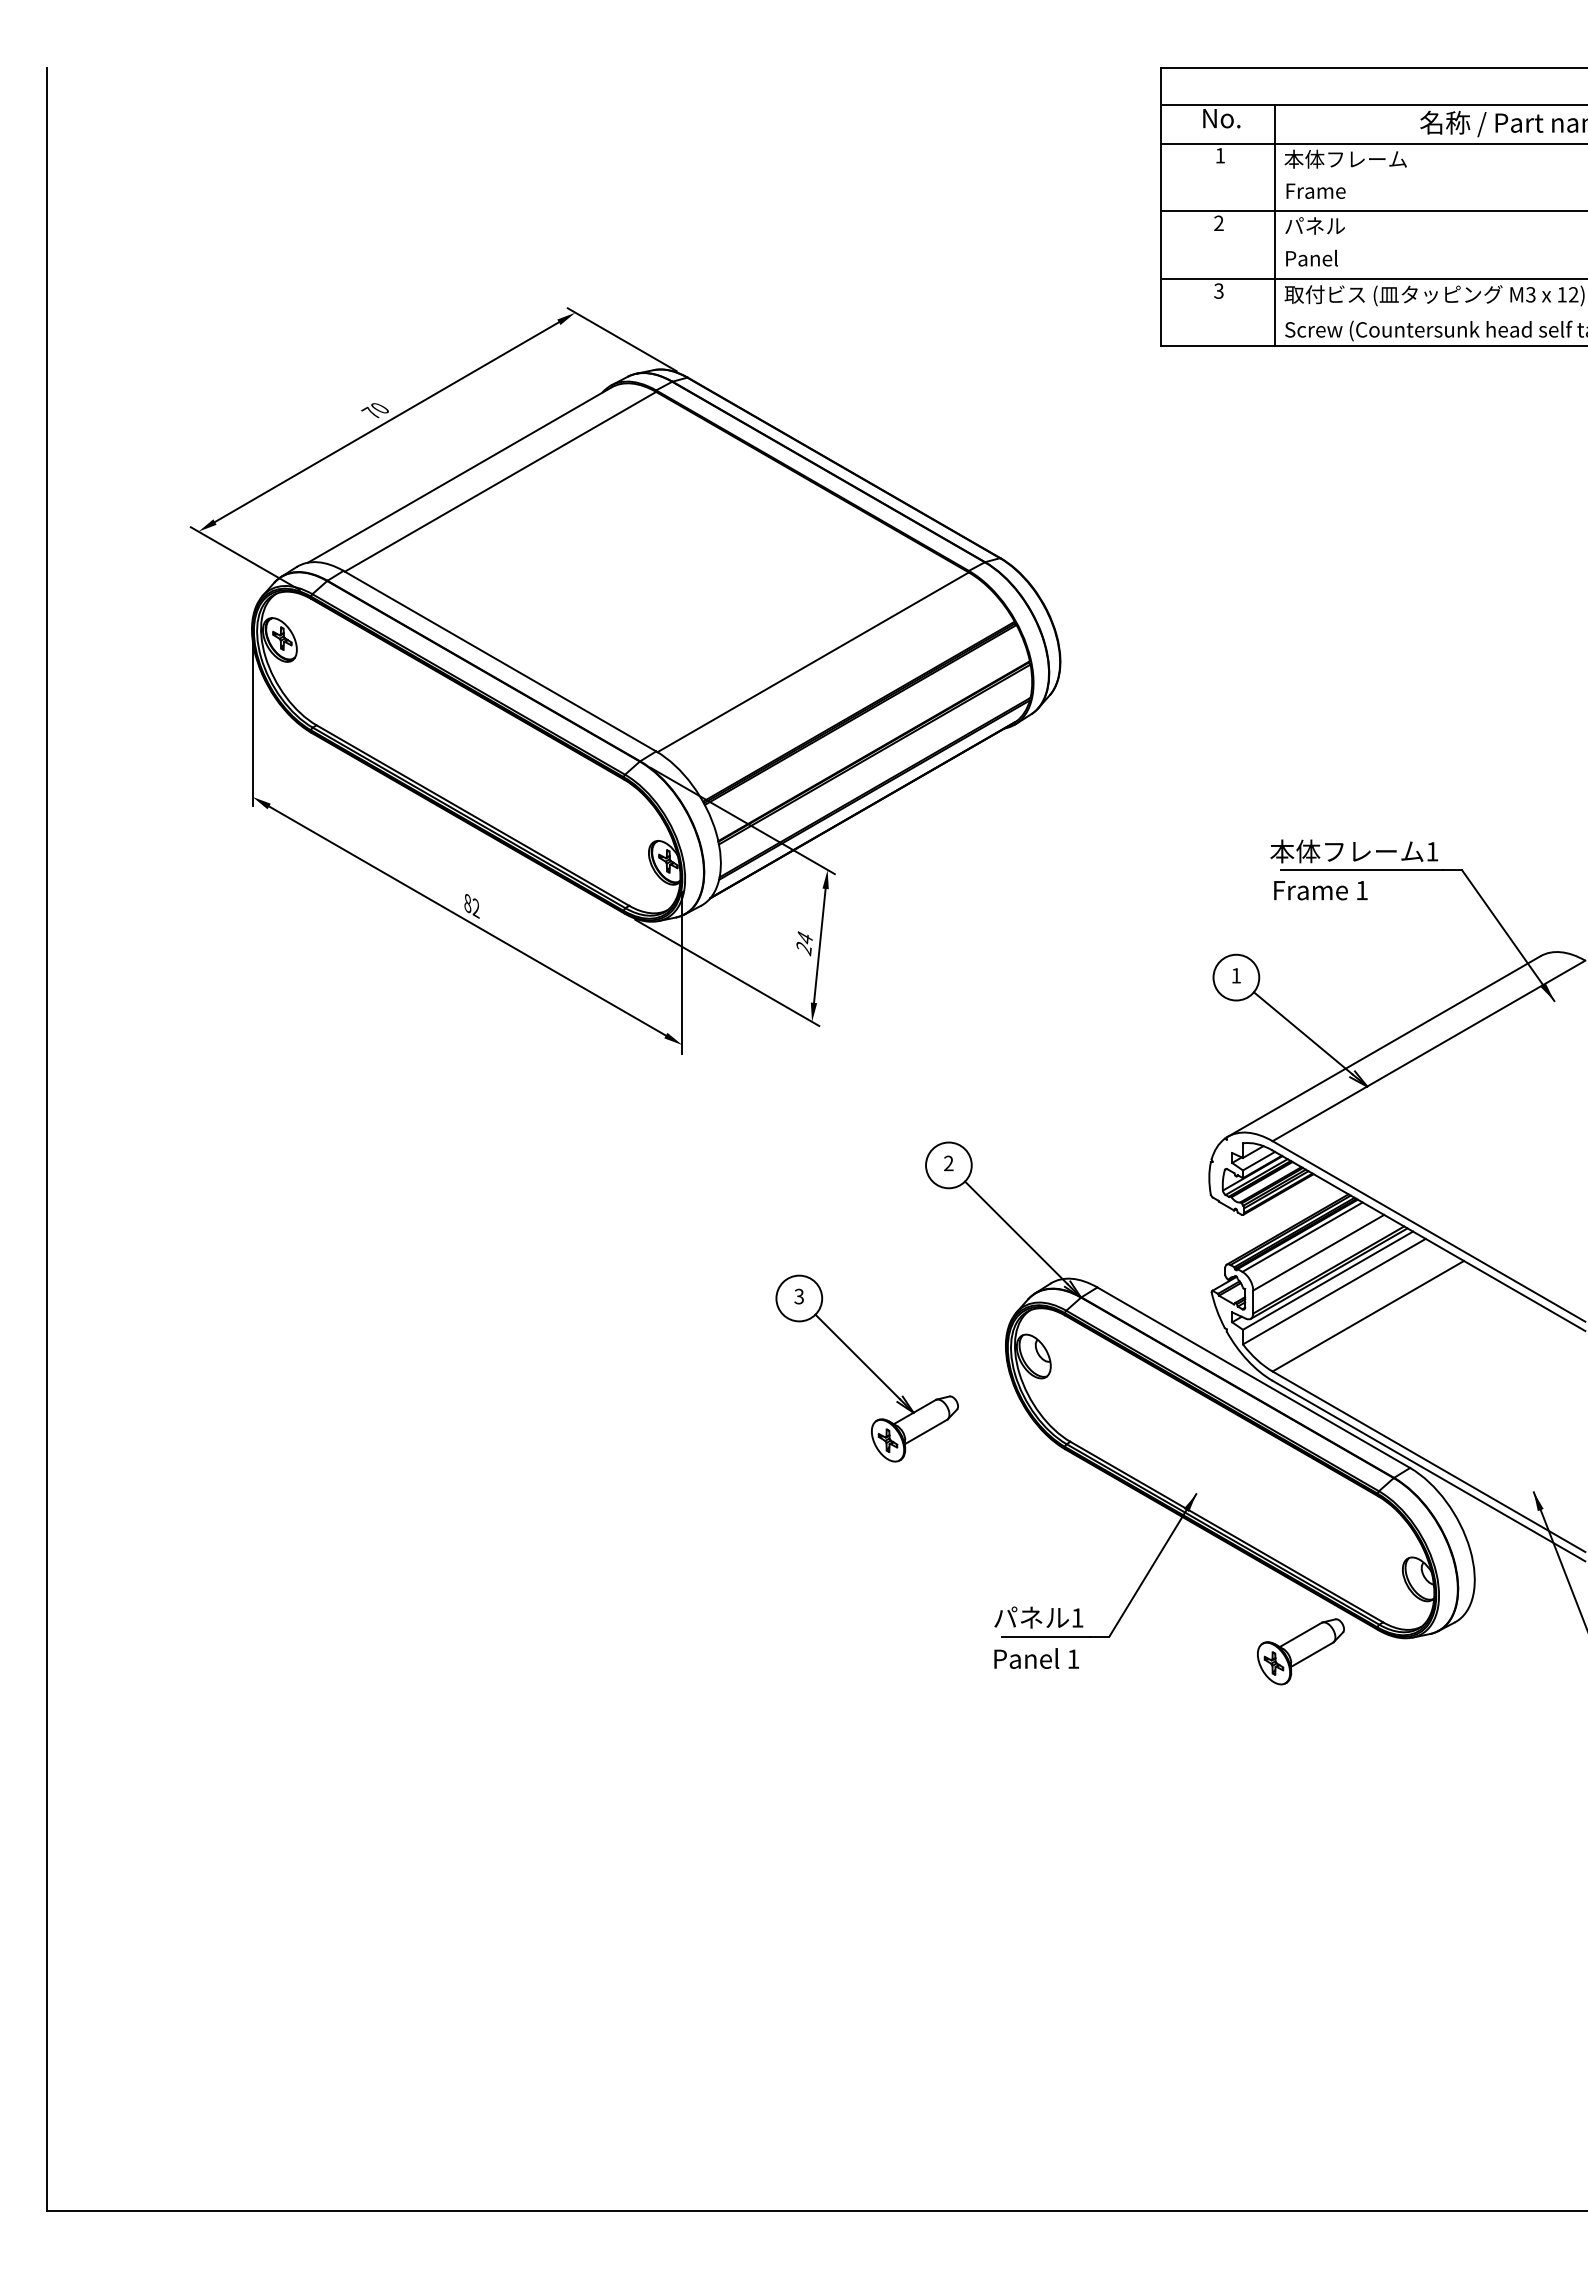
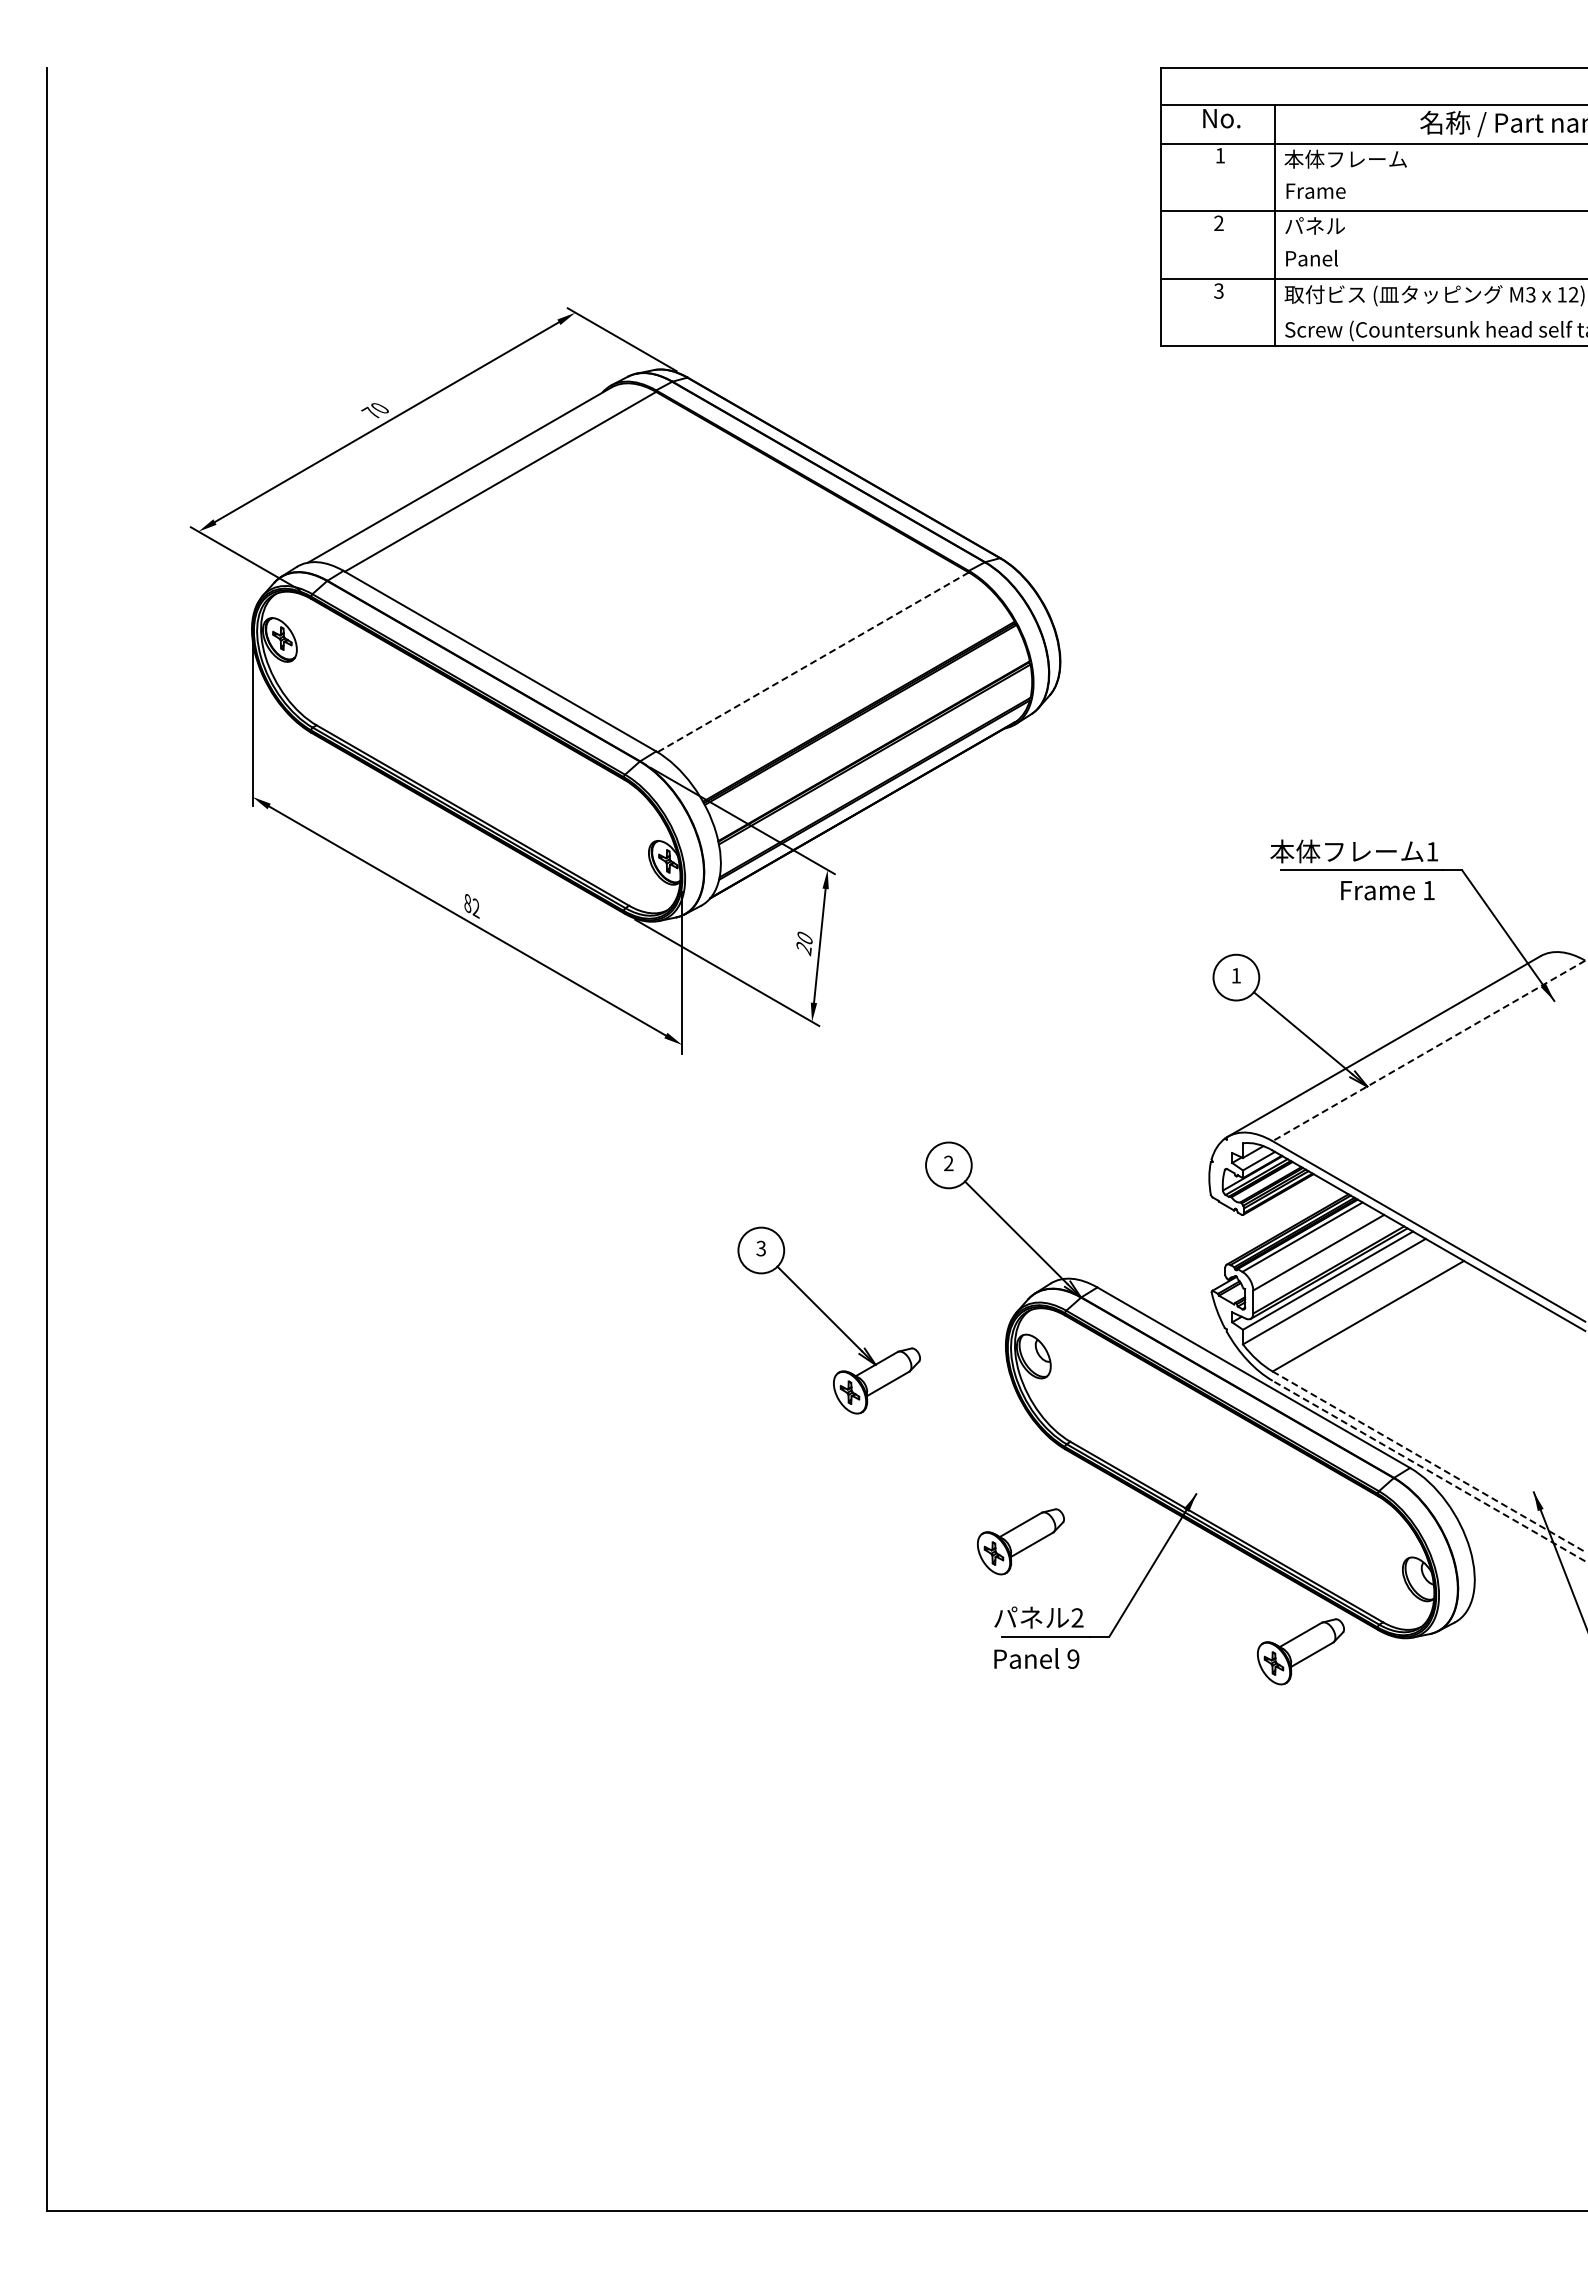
line: solid -> dashed (813, 662)
text position: (1320, 890) -> (1387, 890) (1387, 890)
text: 24 -> 20 (804, 937)
line: solid -> dashed (1428, 1050)
part position: (866, 1368) -> (828, 1320) (828, 1320)
line: solid -> dashed (1428, 1461)
line: solid -> dashed (1428, 1471)
part: none -> present (1020, 1541)
text: 1 -> 2 (1077, 1617)
text: 1 -> 9 (1073, 1658)
